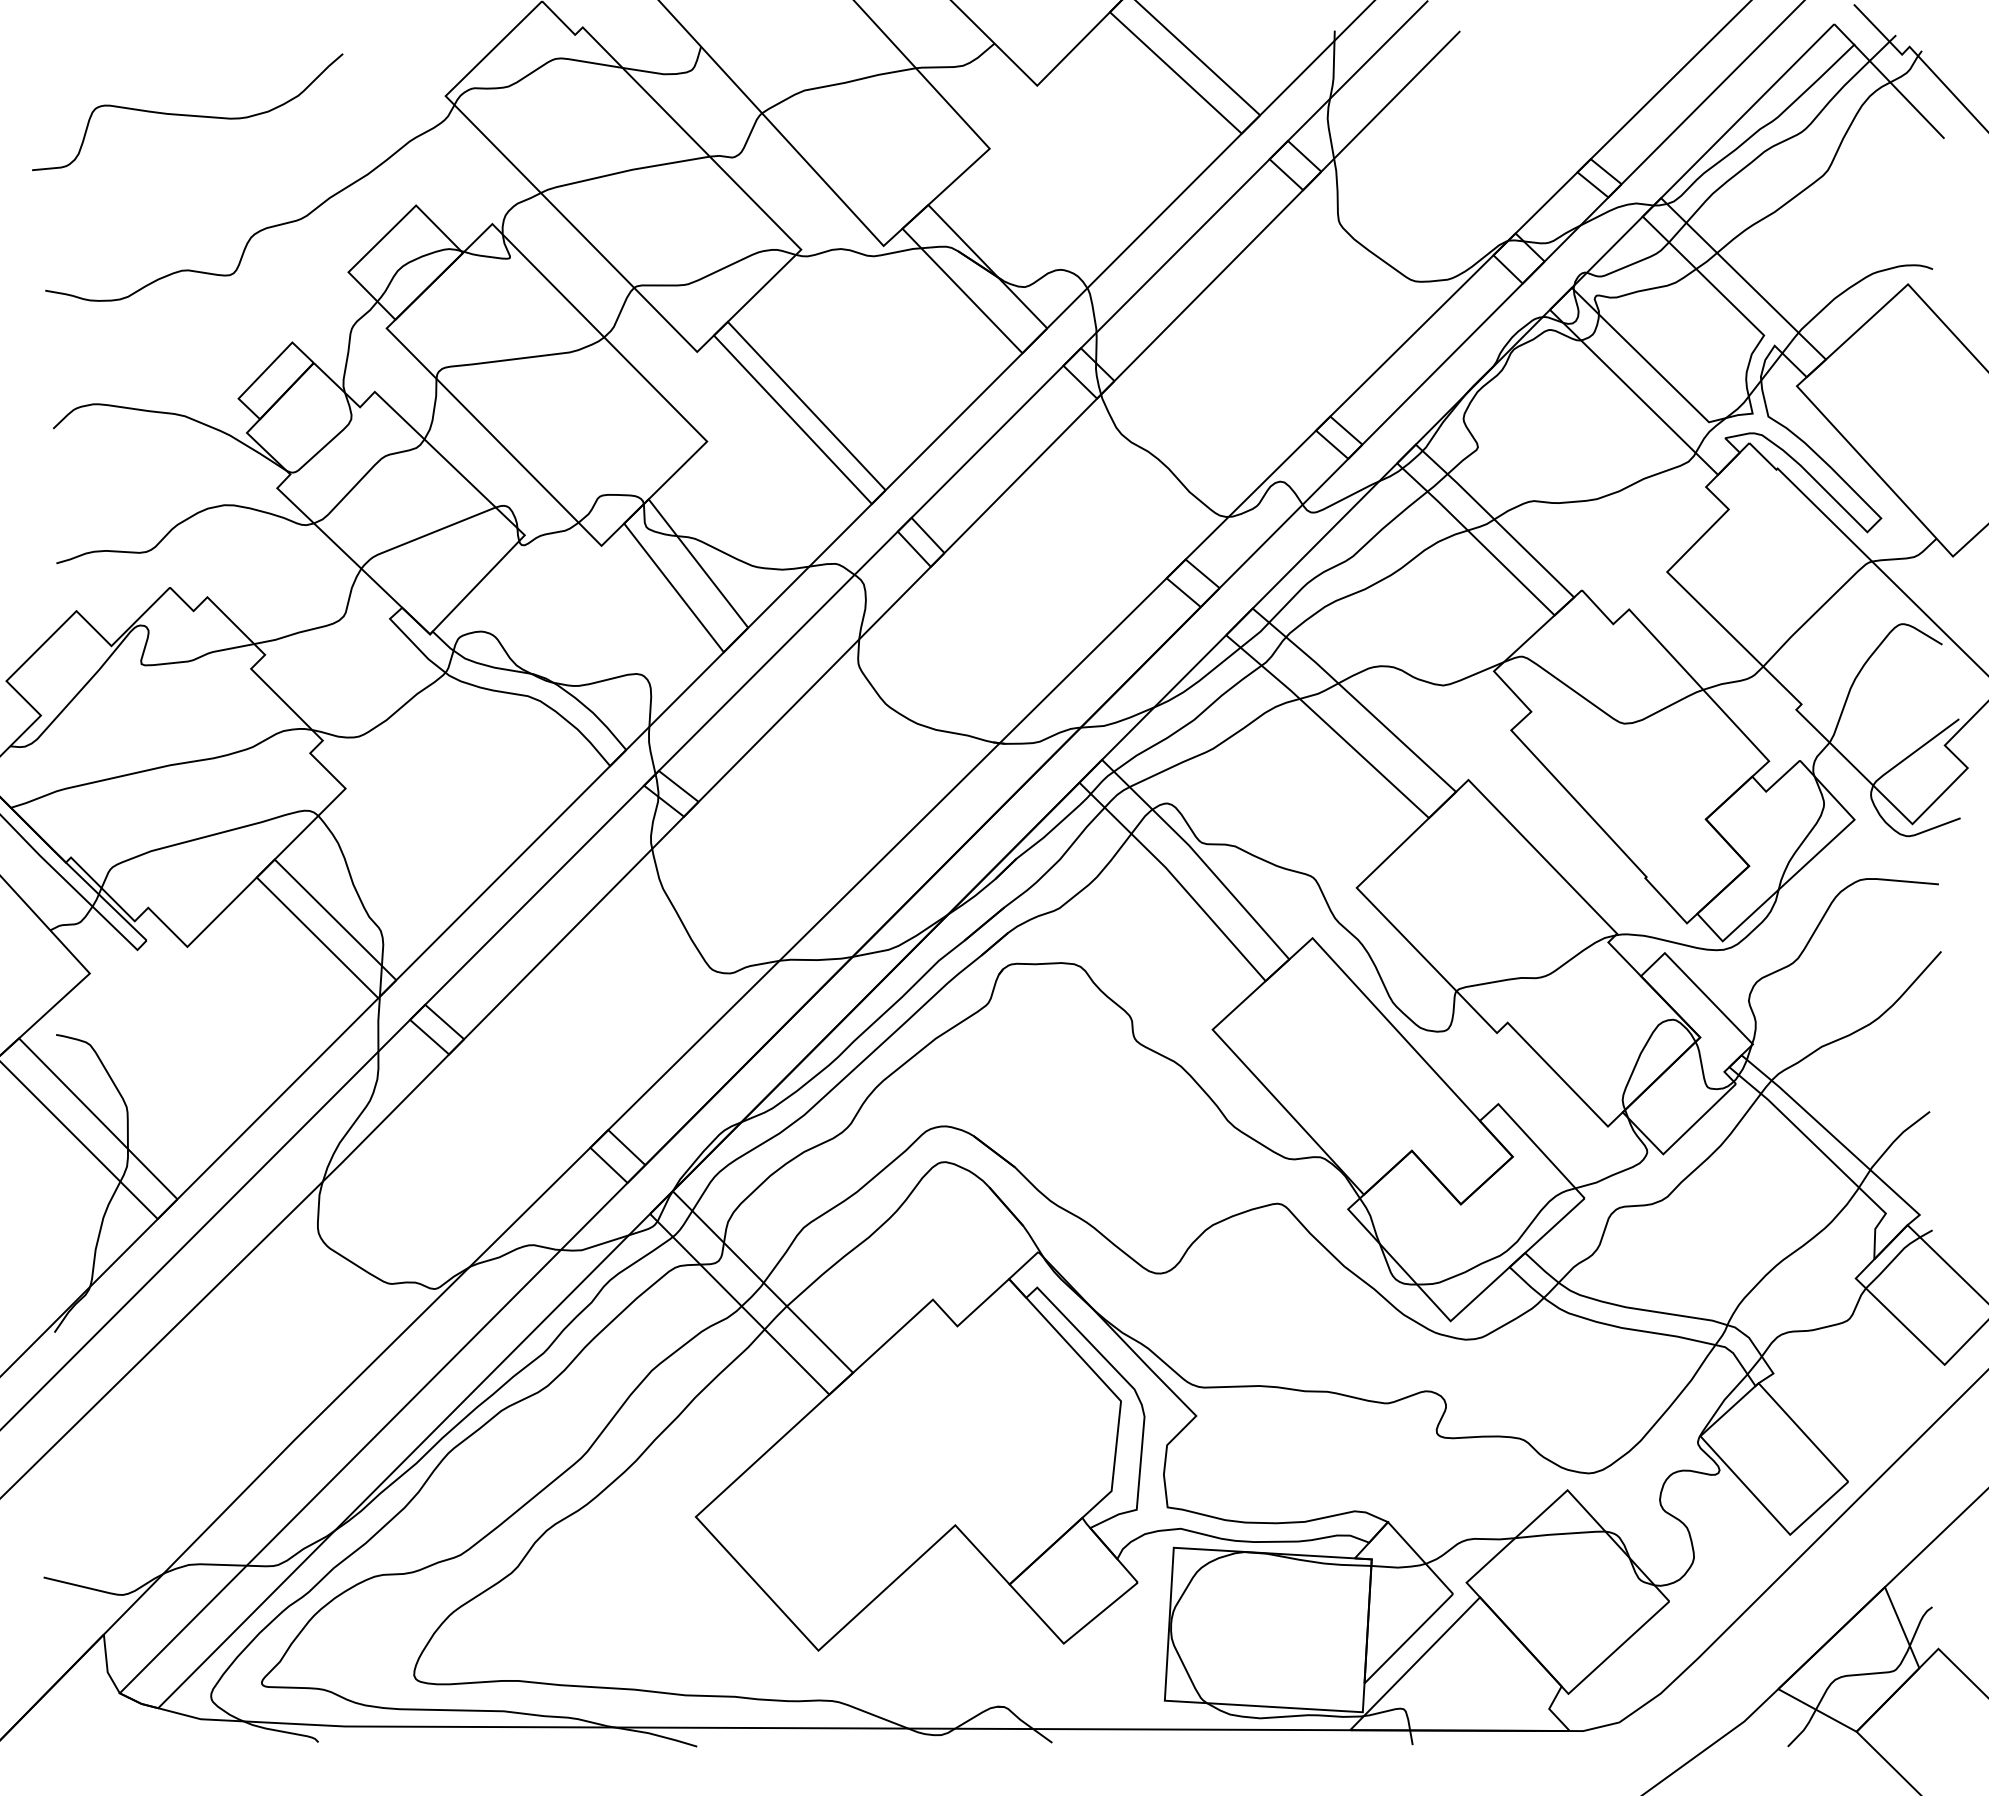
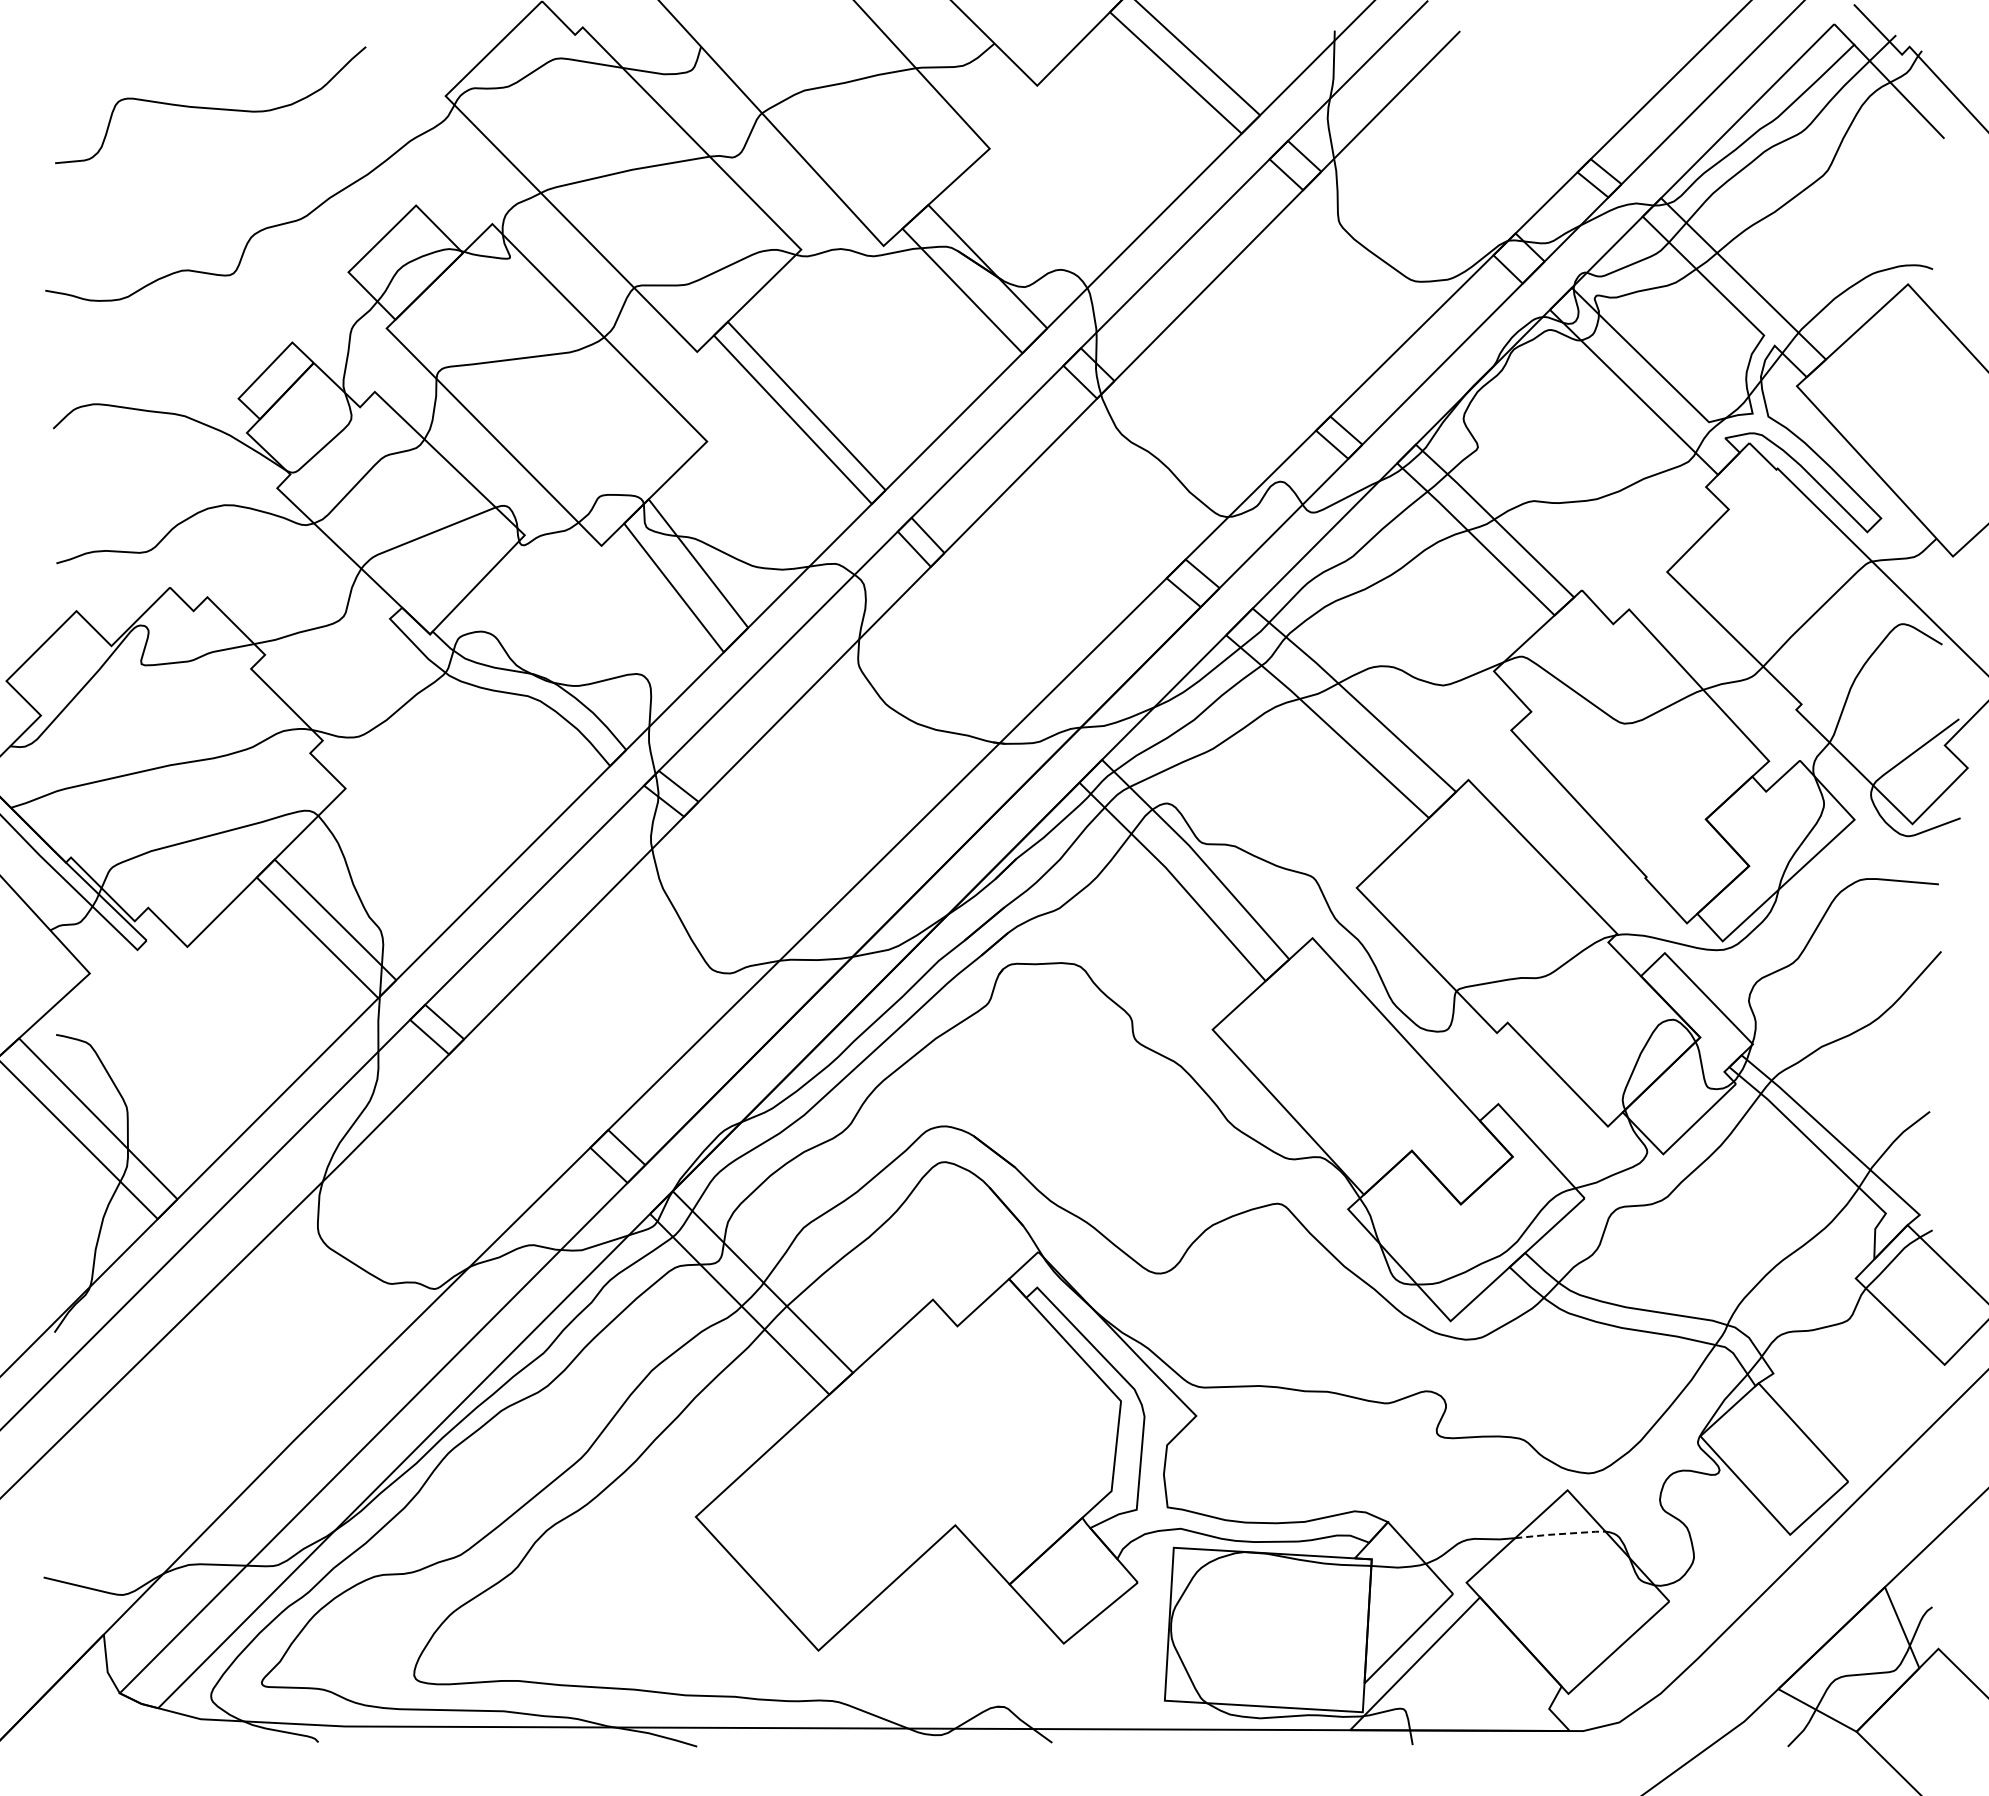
curve position: (187, 114) -> (210, 107) (210, 107)
line: solid -> dashed (1561, 1534)
